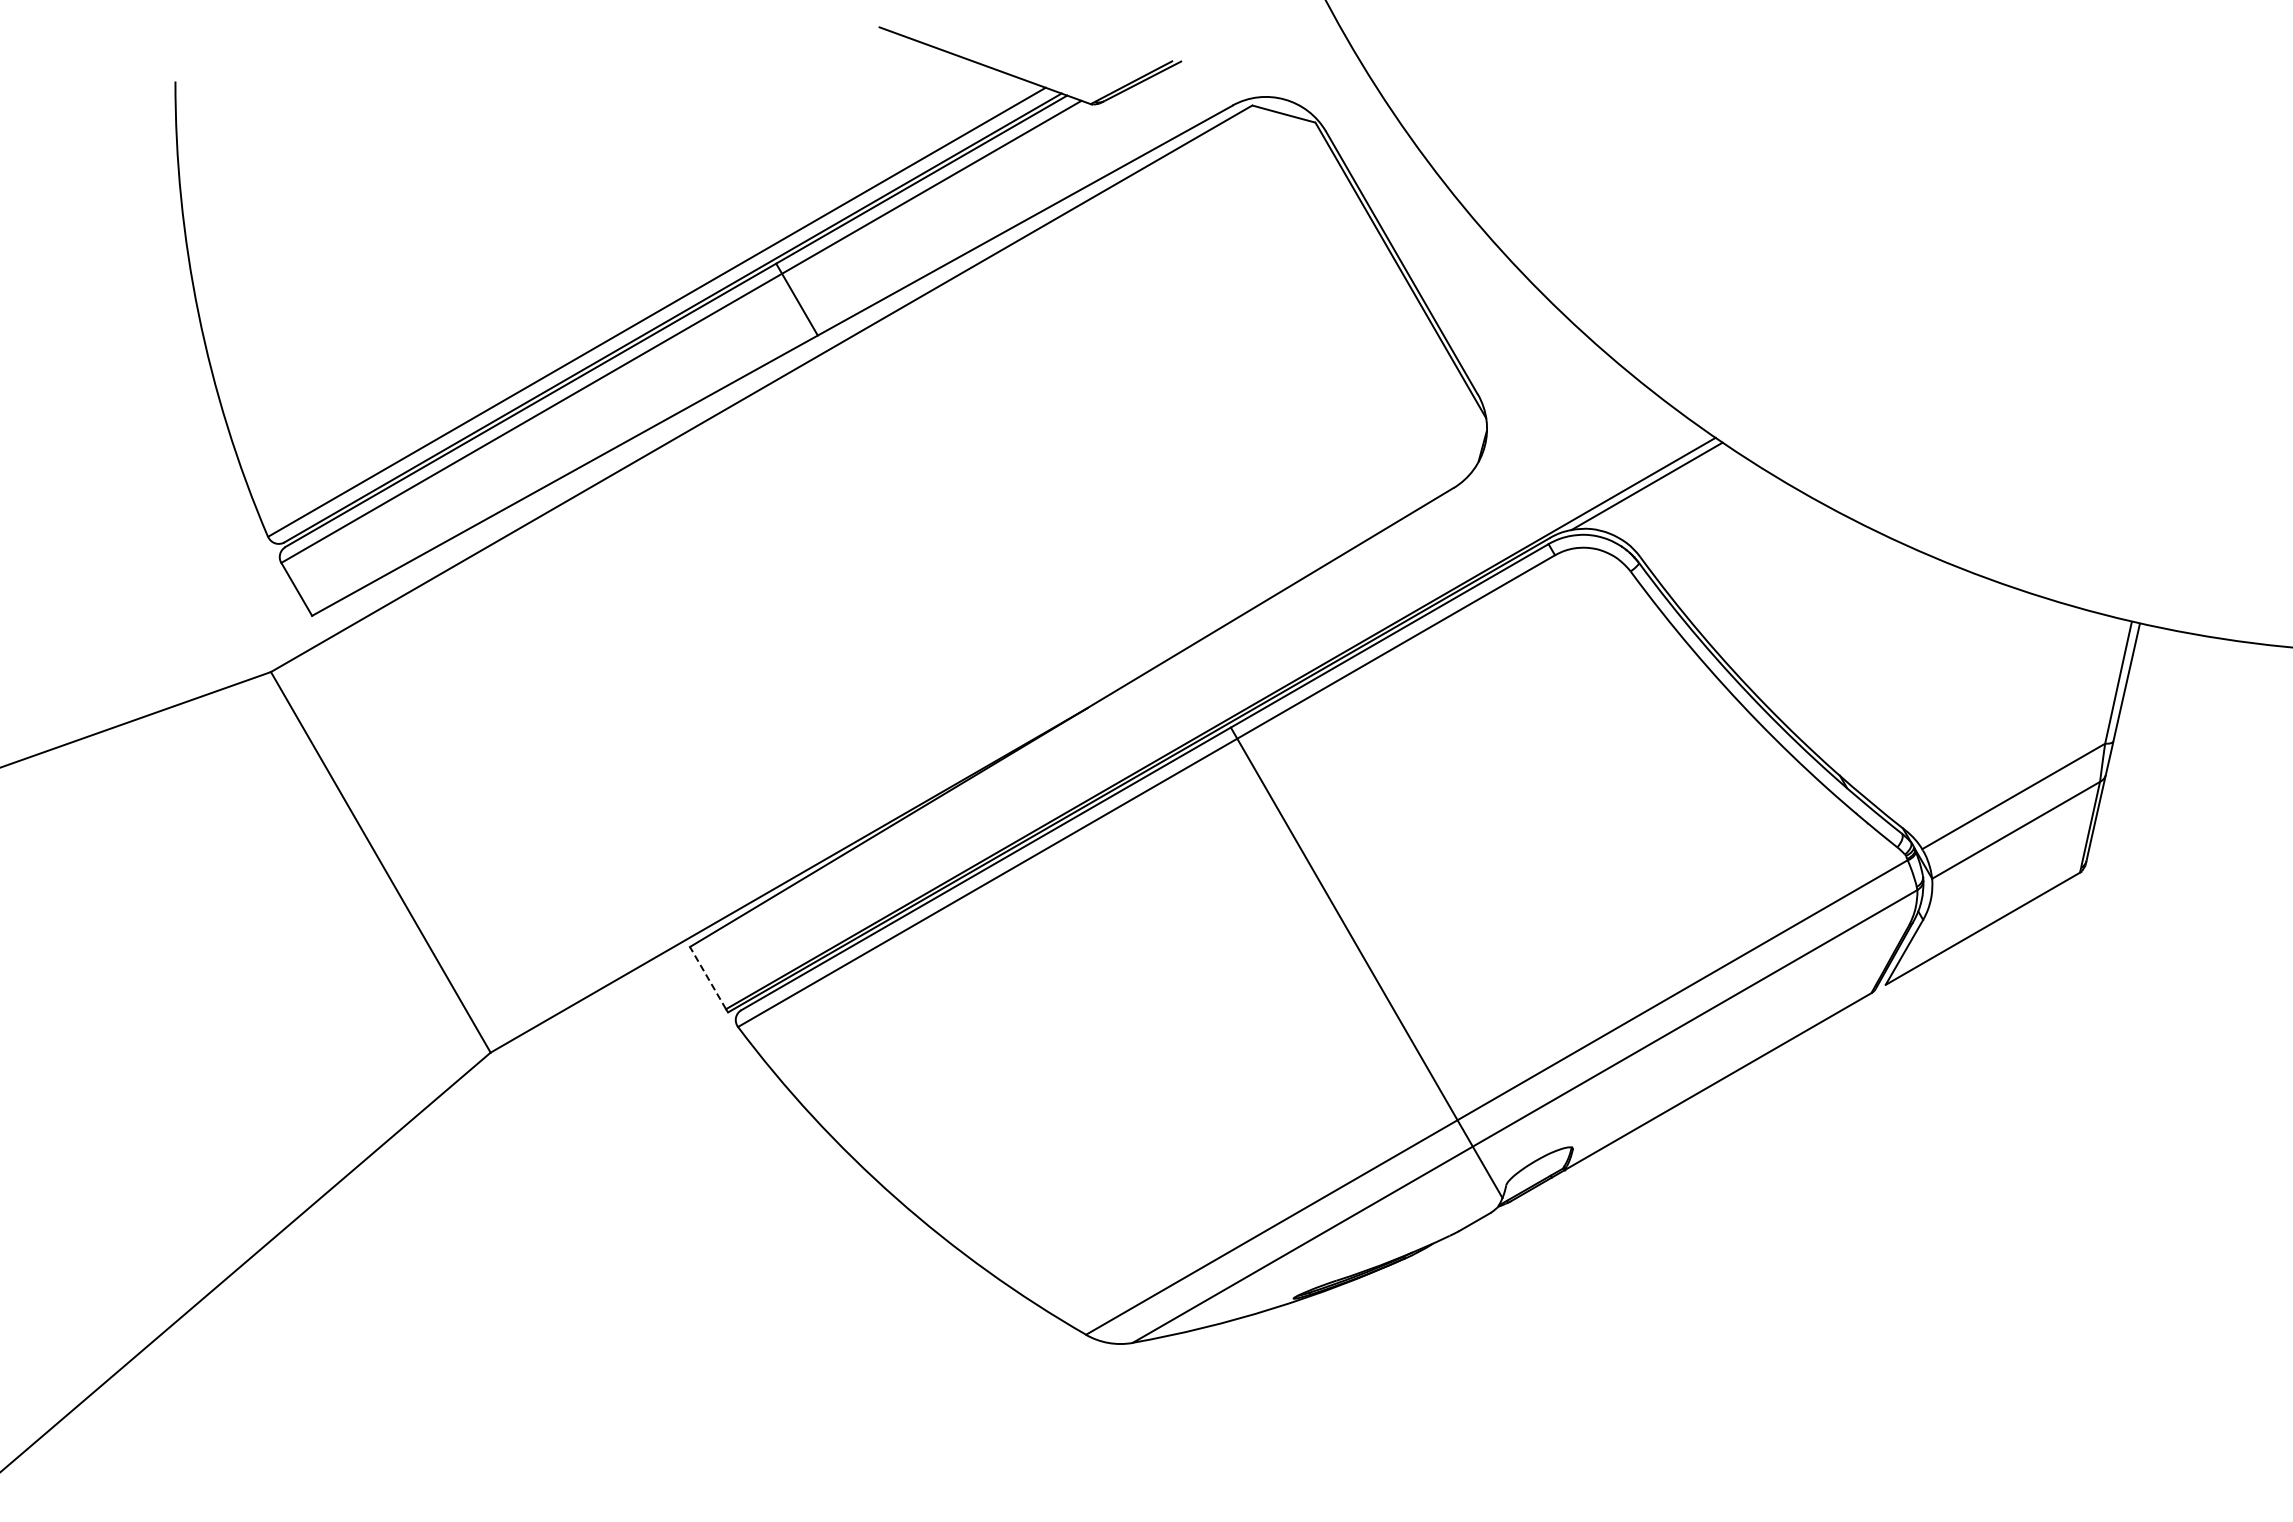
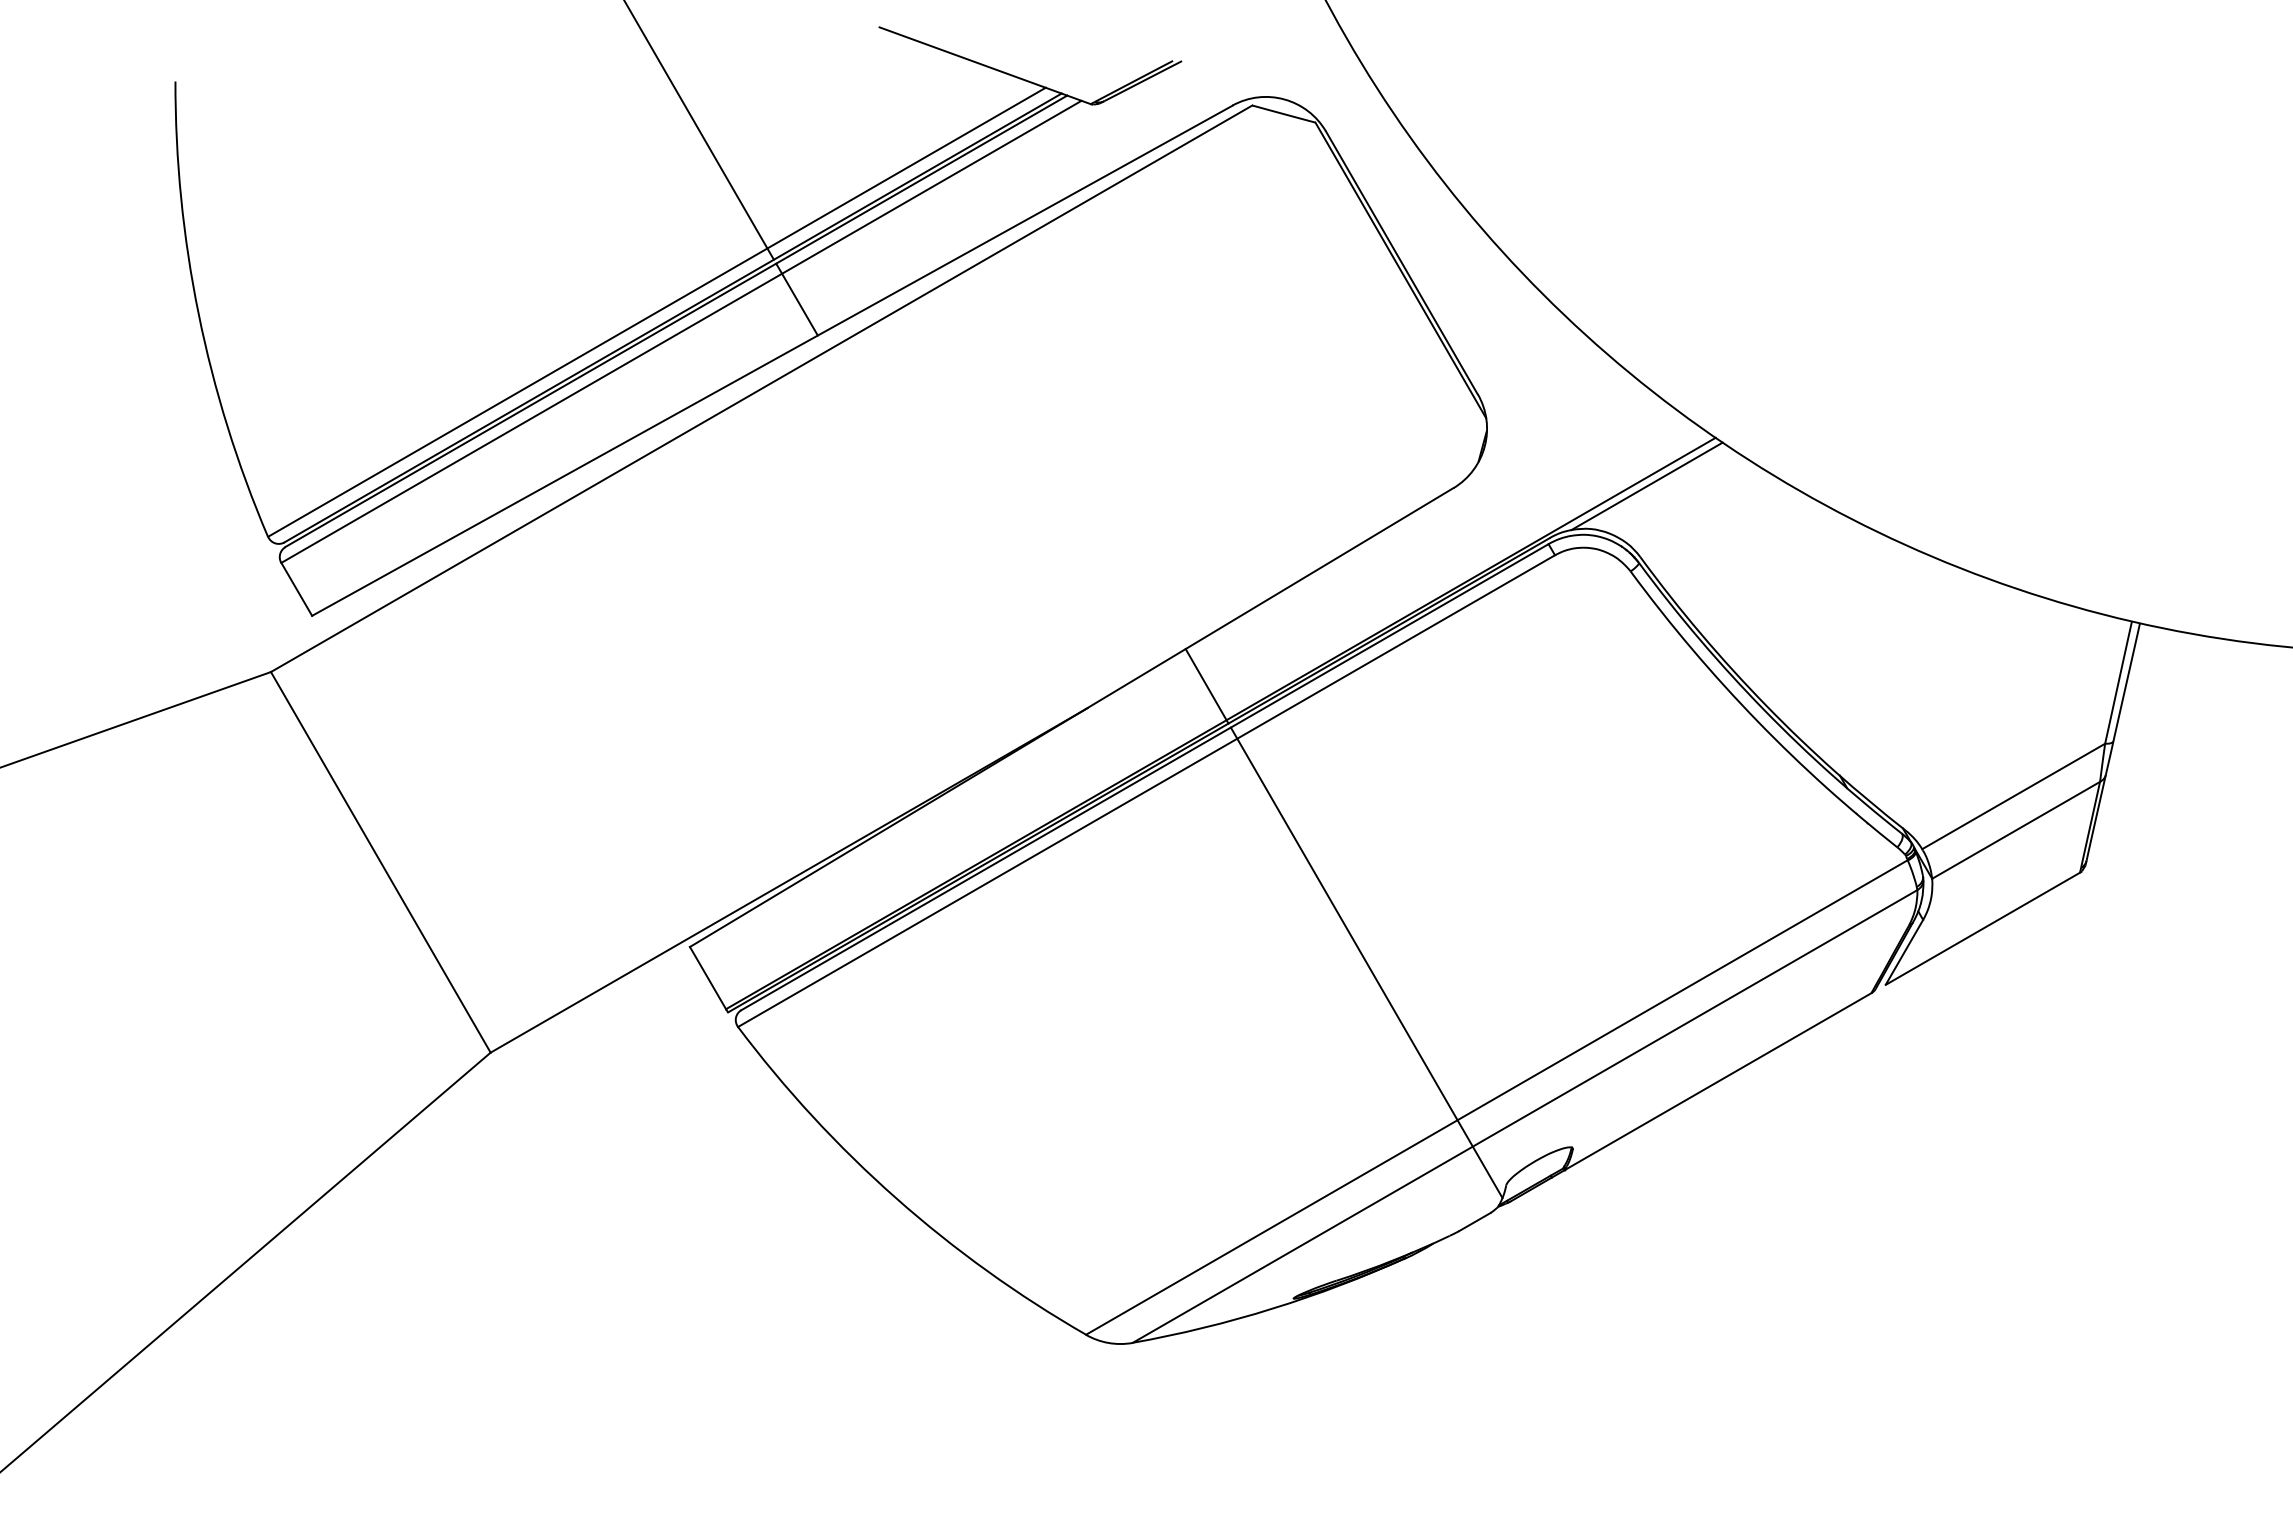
line: none -> present (699, 130)
line: none -> present (1206, 686)
line: dashed -> solid (708, 978)
